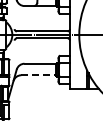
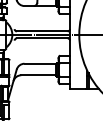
line: dashed -> solid (39, 75)
